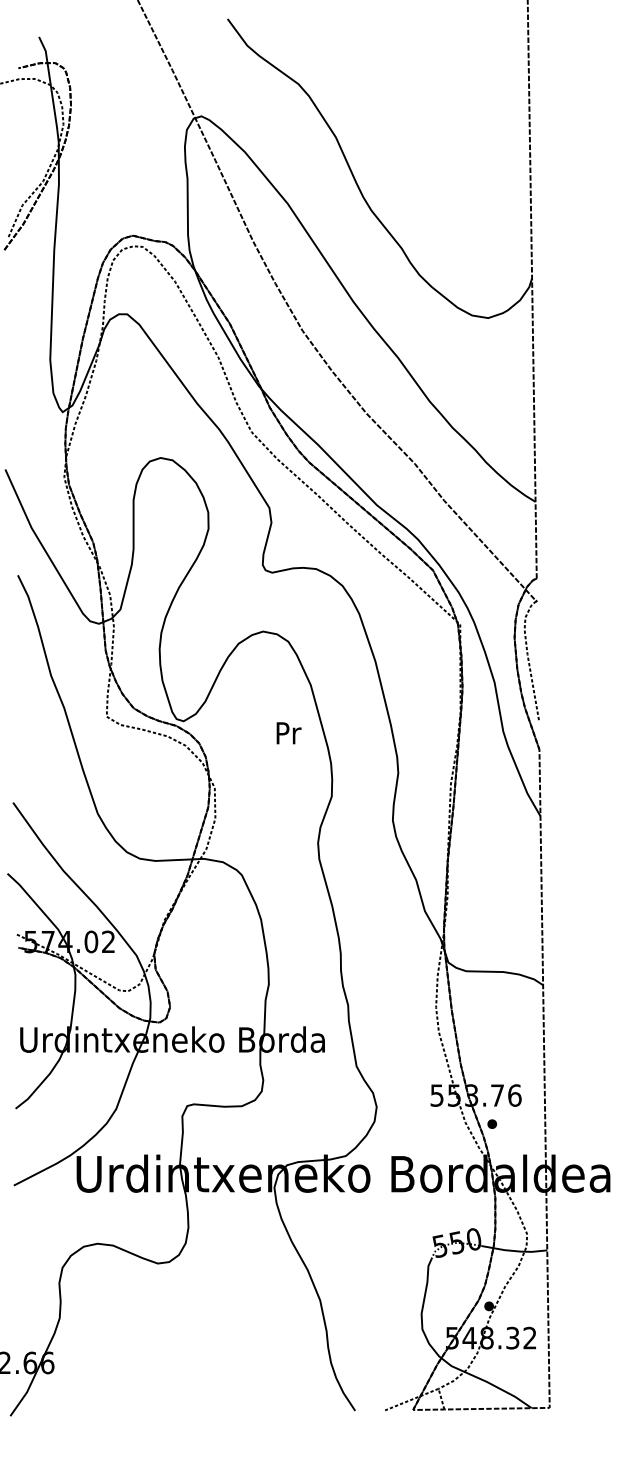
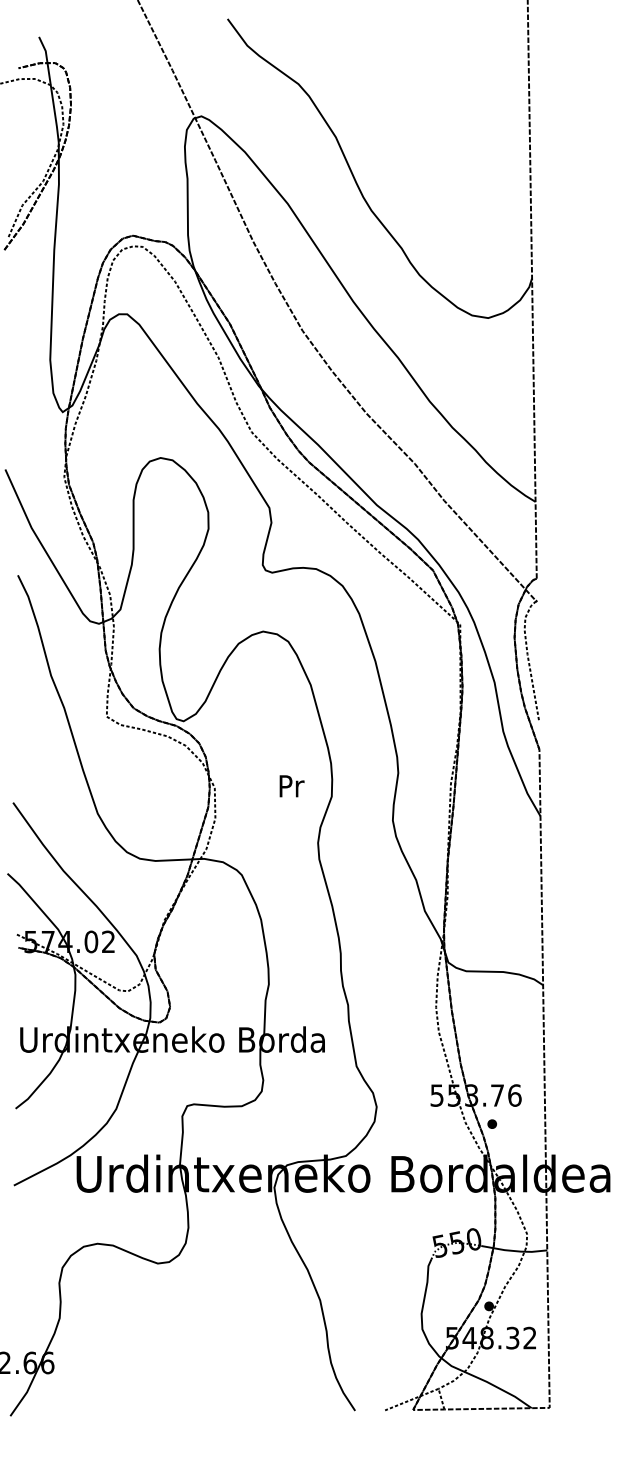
text position: (288, 733) -> (291, 786) (291, 786)
